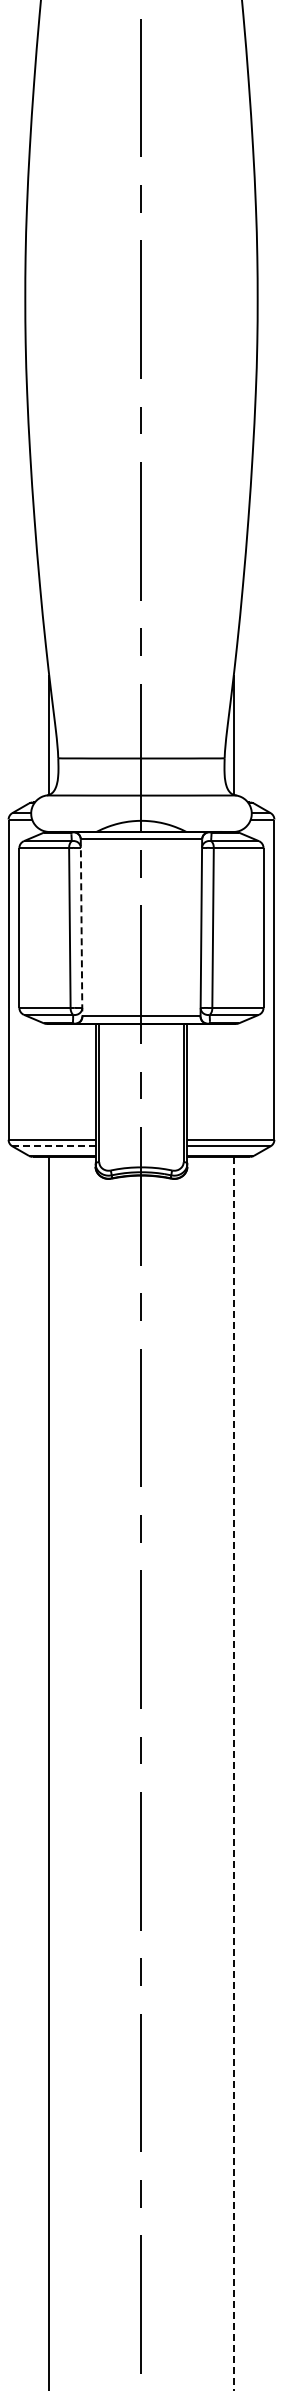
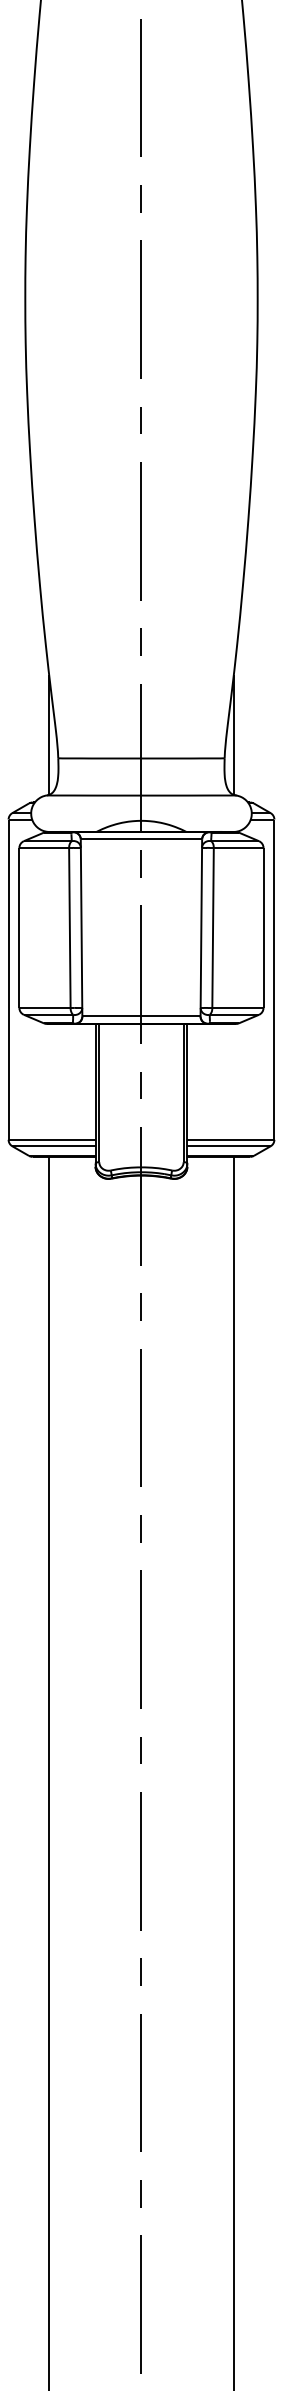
line: dashed -> solid (81, 927)
line: dashed -> solid (53, 1146)
line: dashed -> solid (233, 1773)
